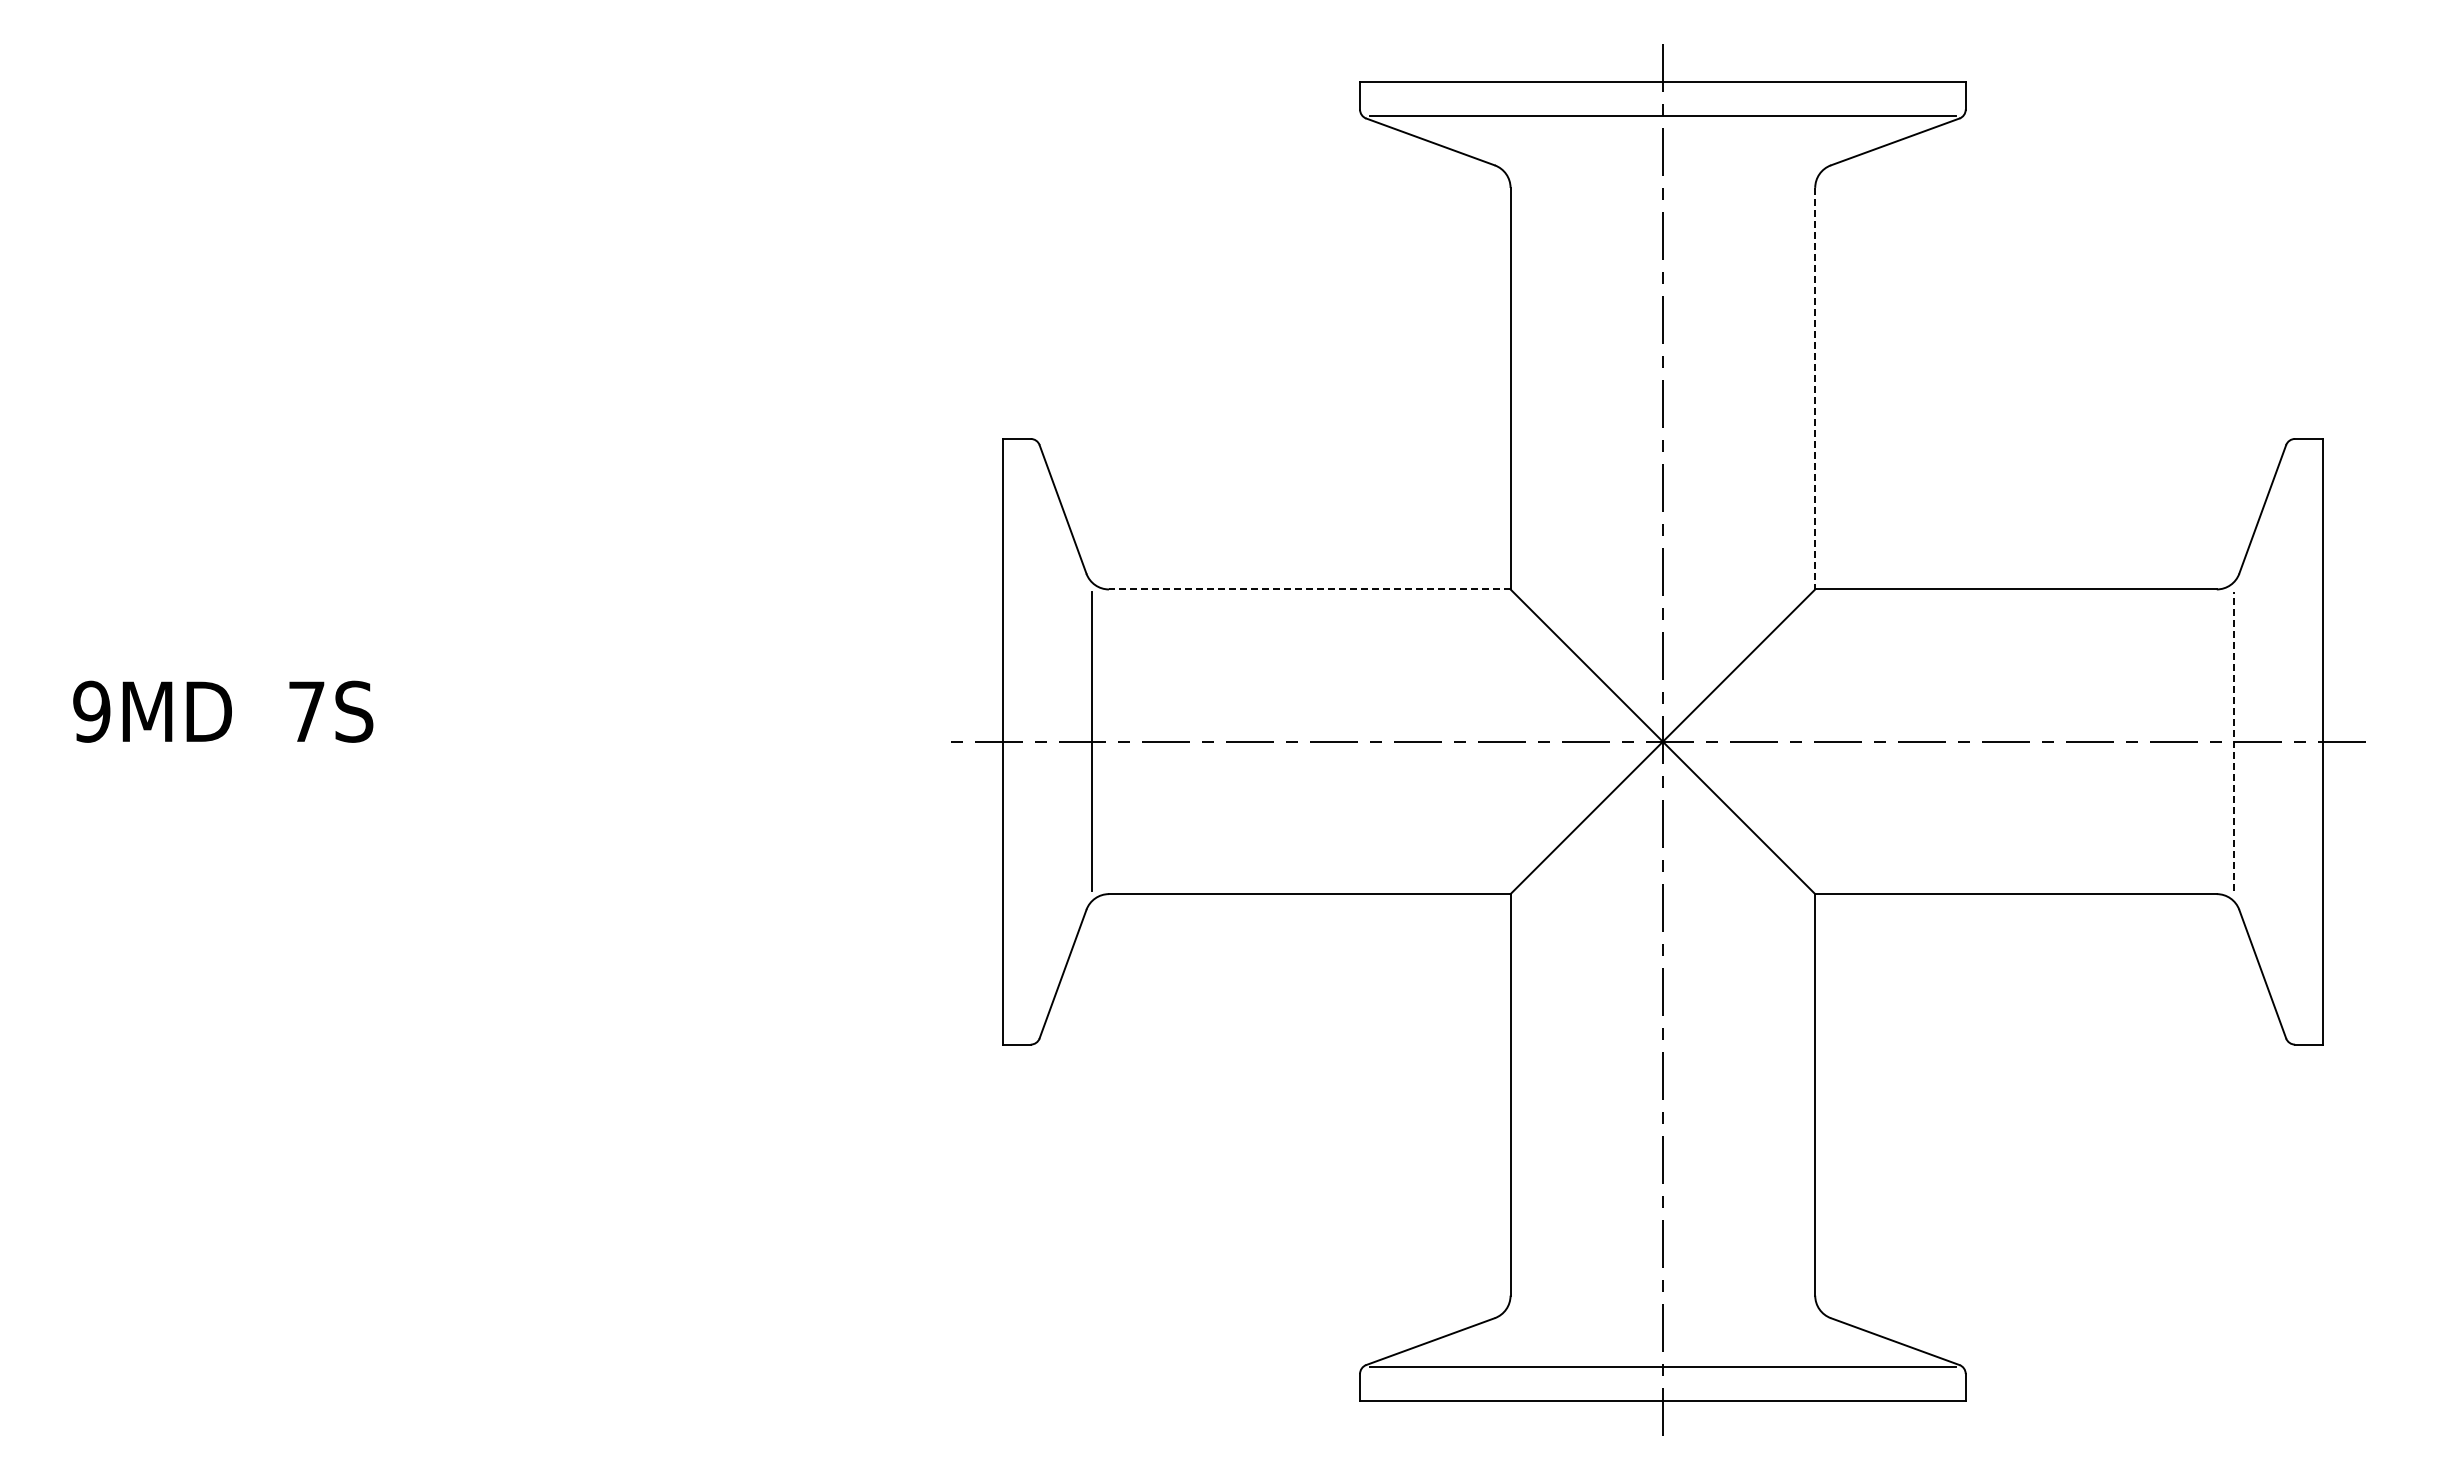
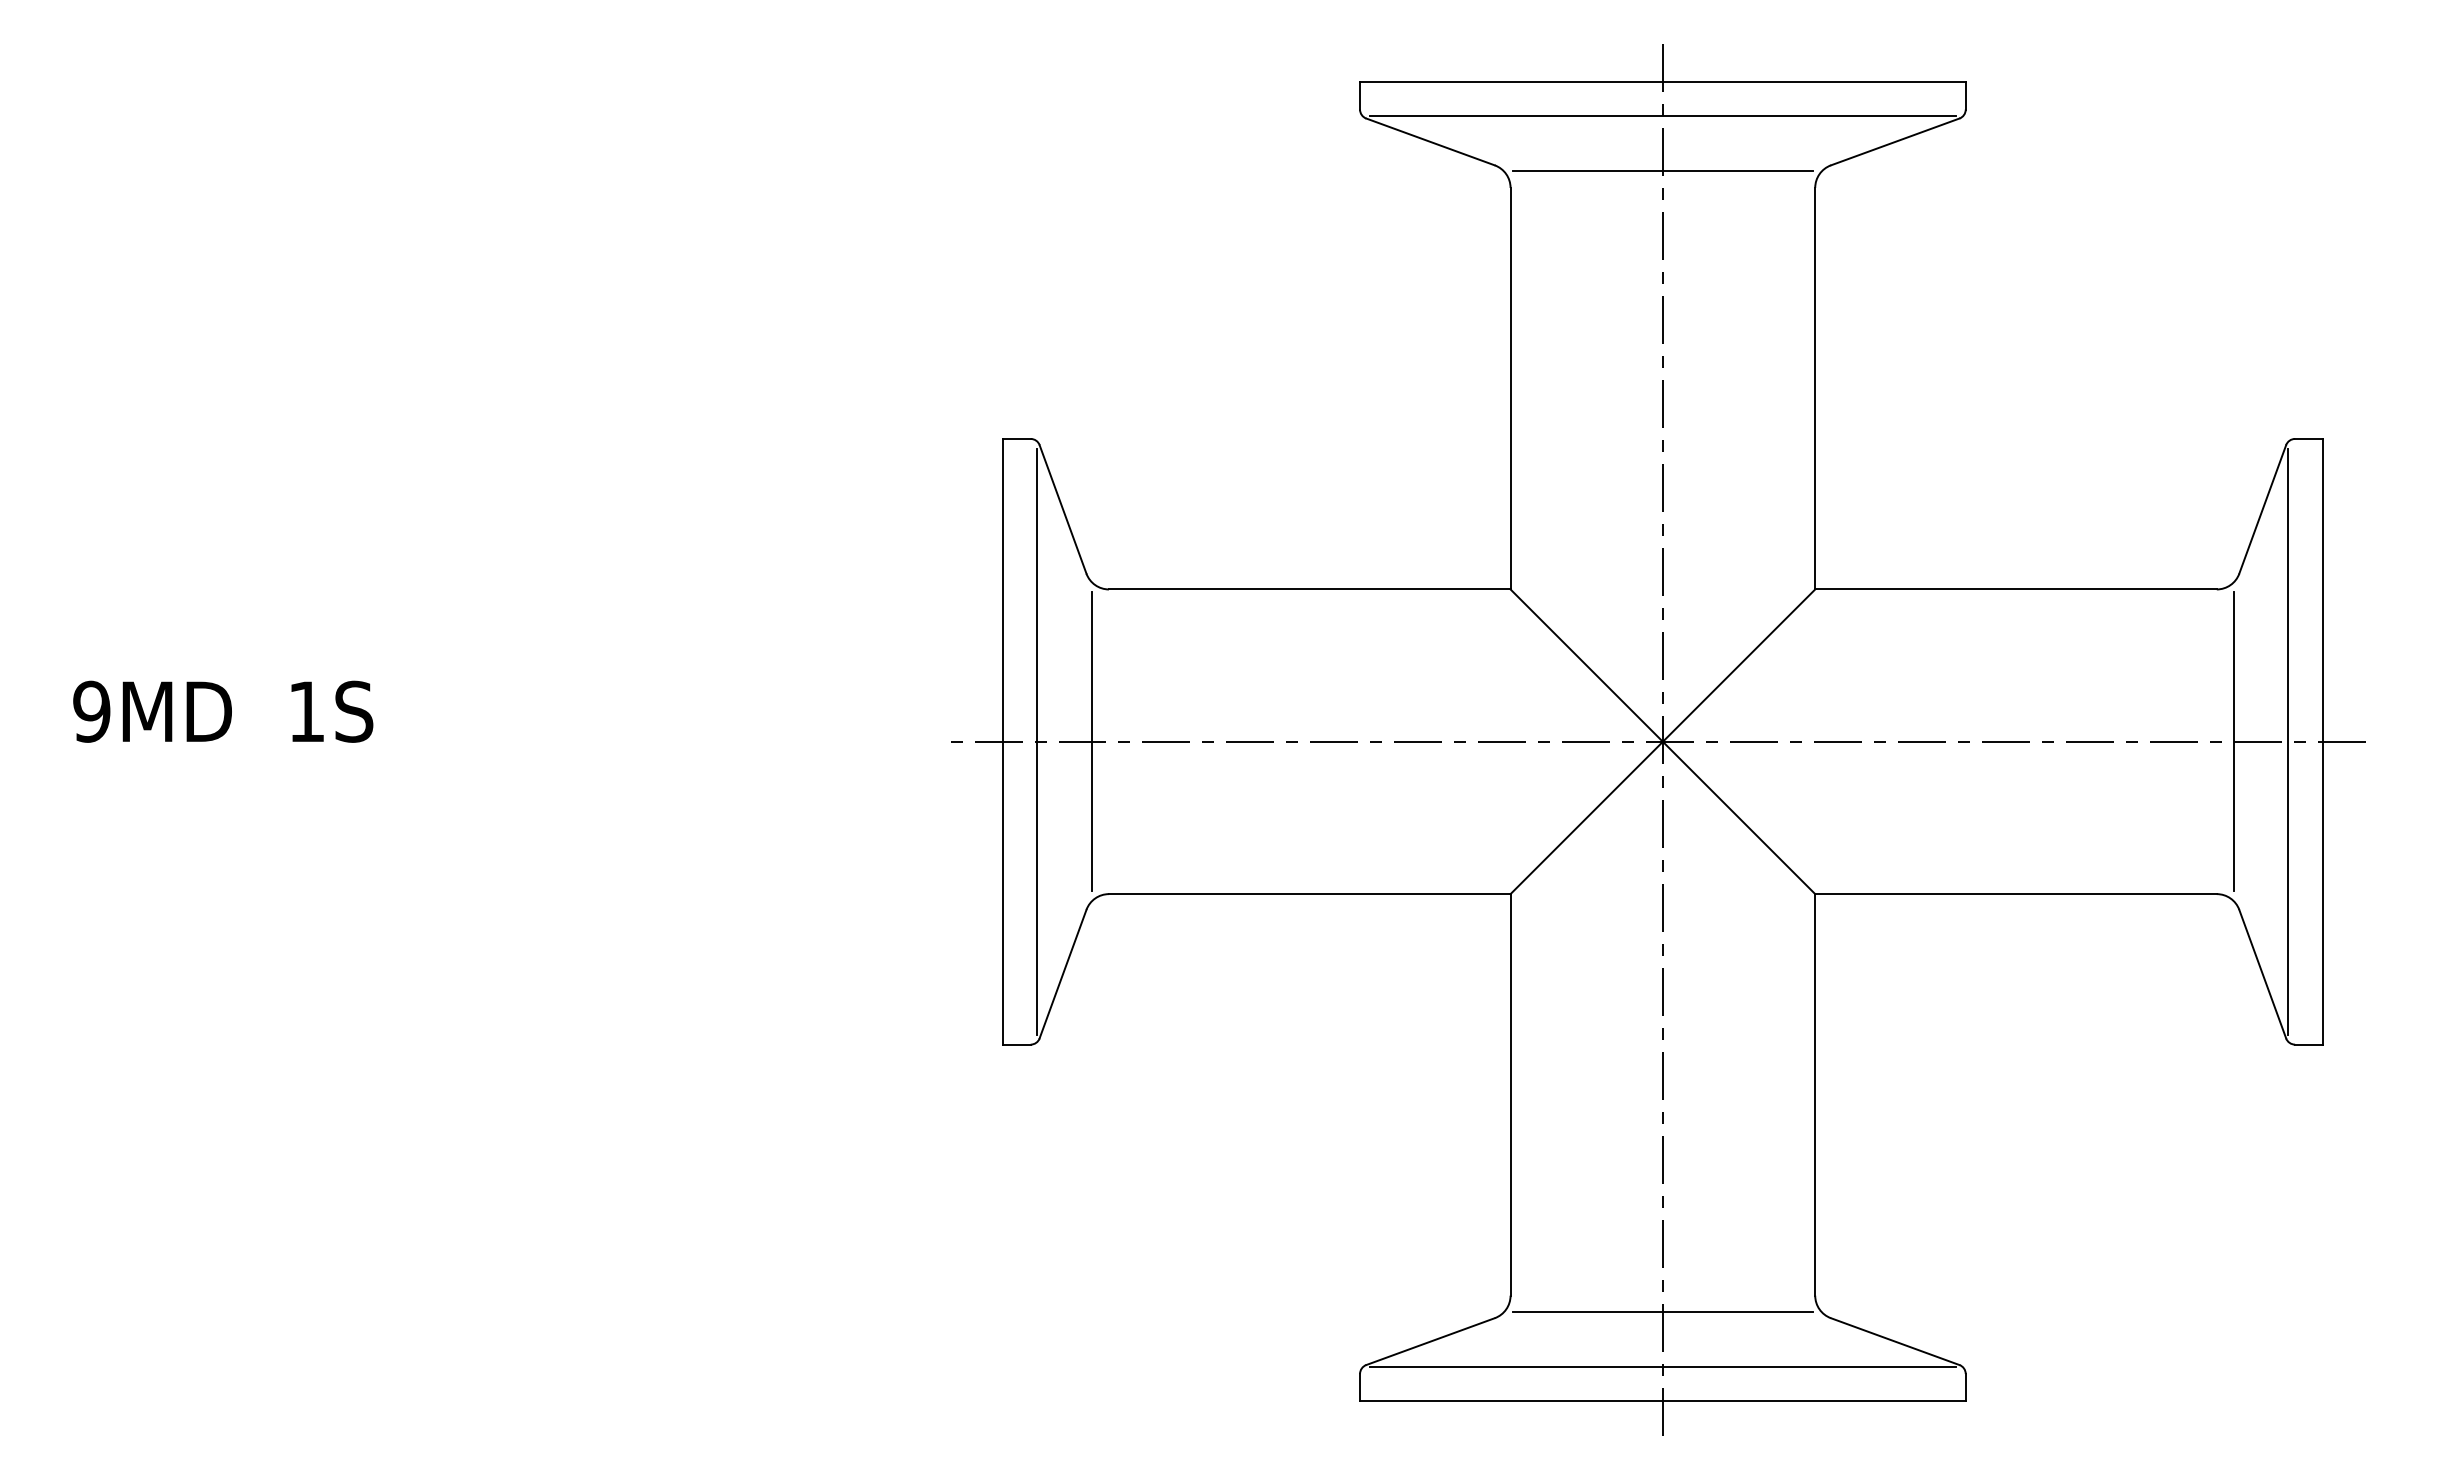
line: none -> present (1662, 171)
line: dashed -> solid (1815, 388)
line: dashed -> solid (1309, 589)
text: 7S -> 1S (306, 711)
line: none -> present (1037, 741)
line: dashed -> solid (2233, 741)
line: none -> present (2288, 741)
line: none -> present (1662, 1312)
